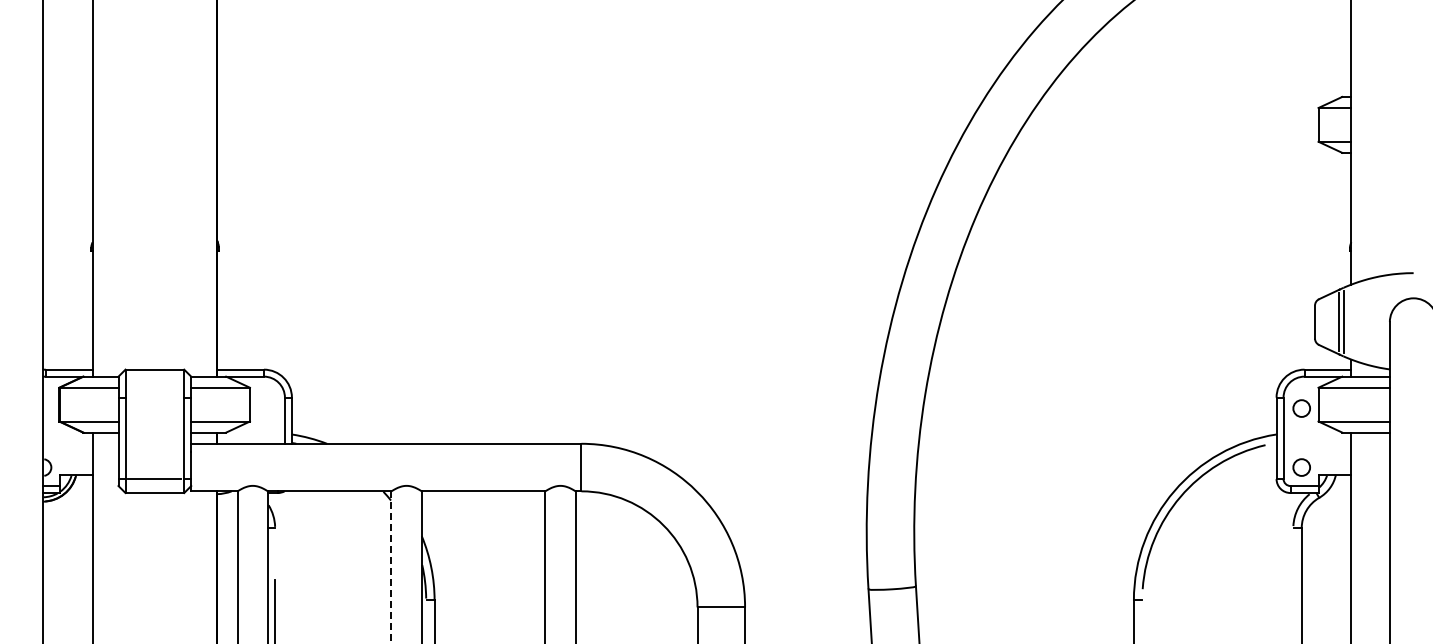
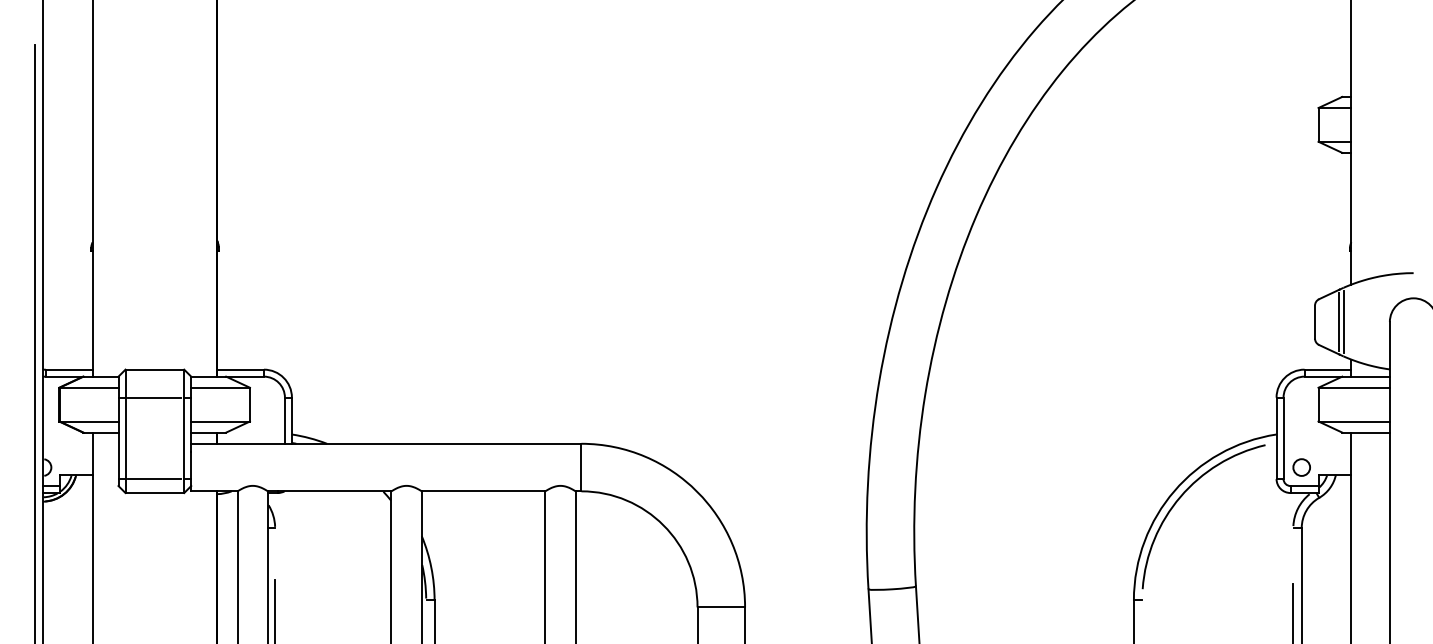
line: none -> present (34, 342)
line: none -> present (154, 397)
circle: present -> none (1301, 408)
line: dashed -> solid (391, 567)
line: none -> present (1293, 612)
